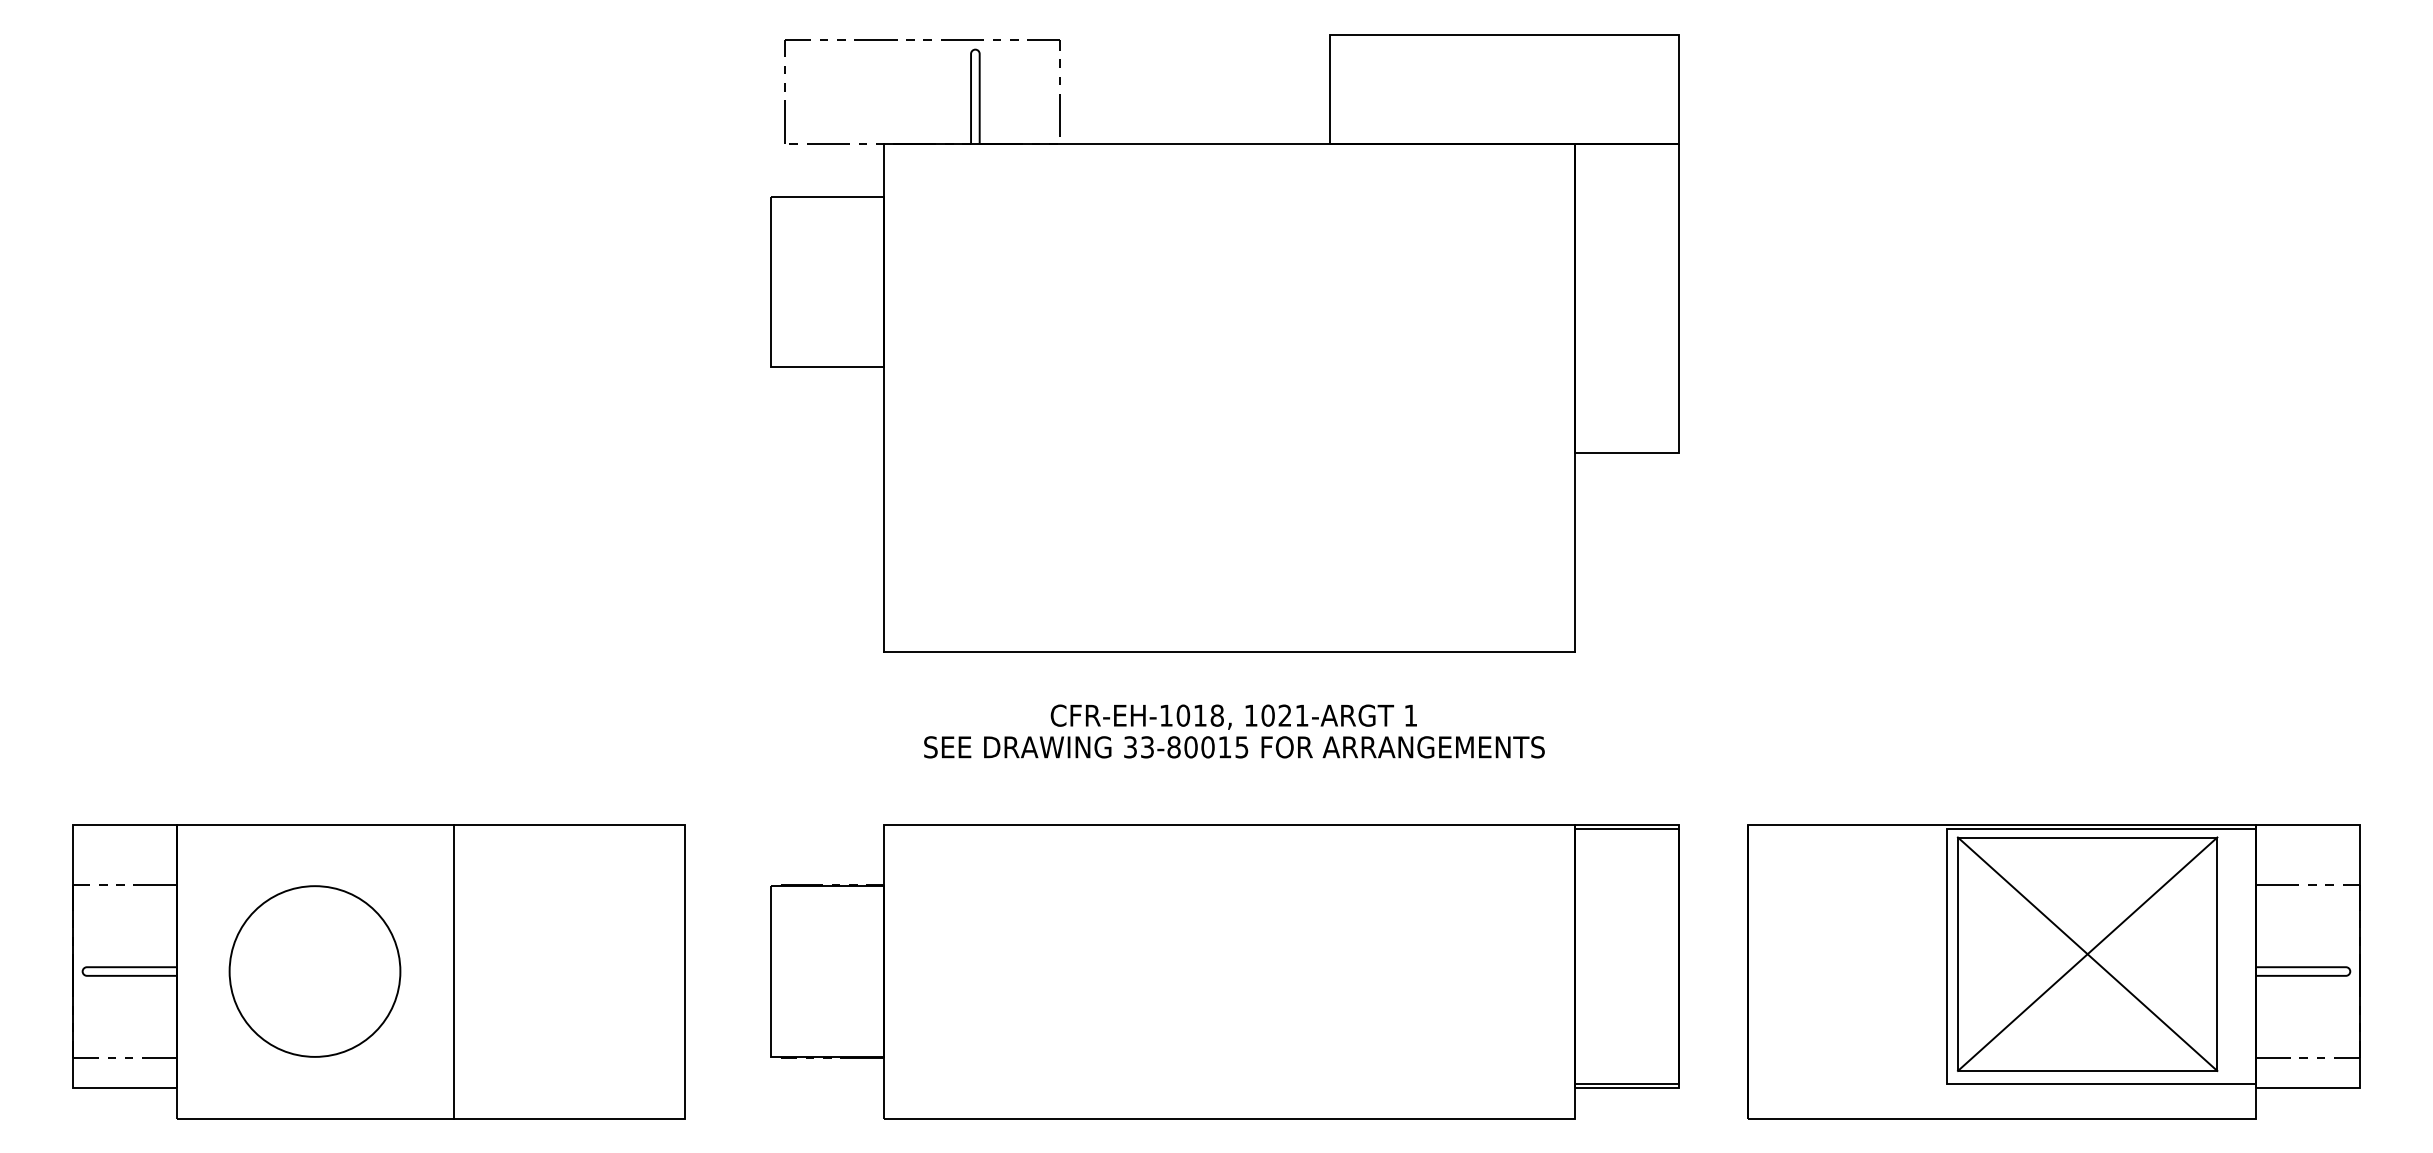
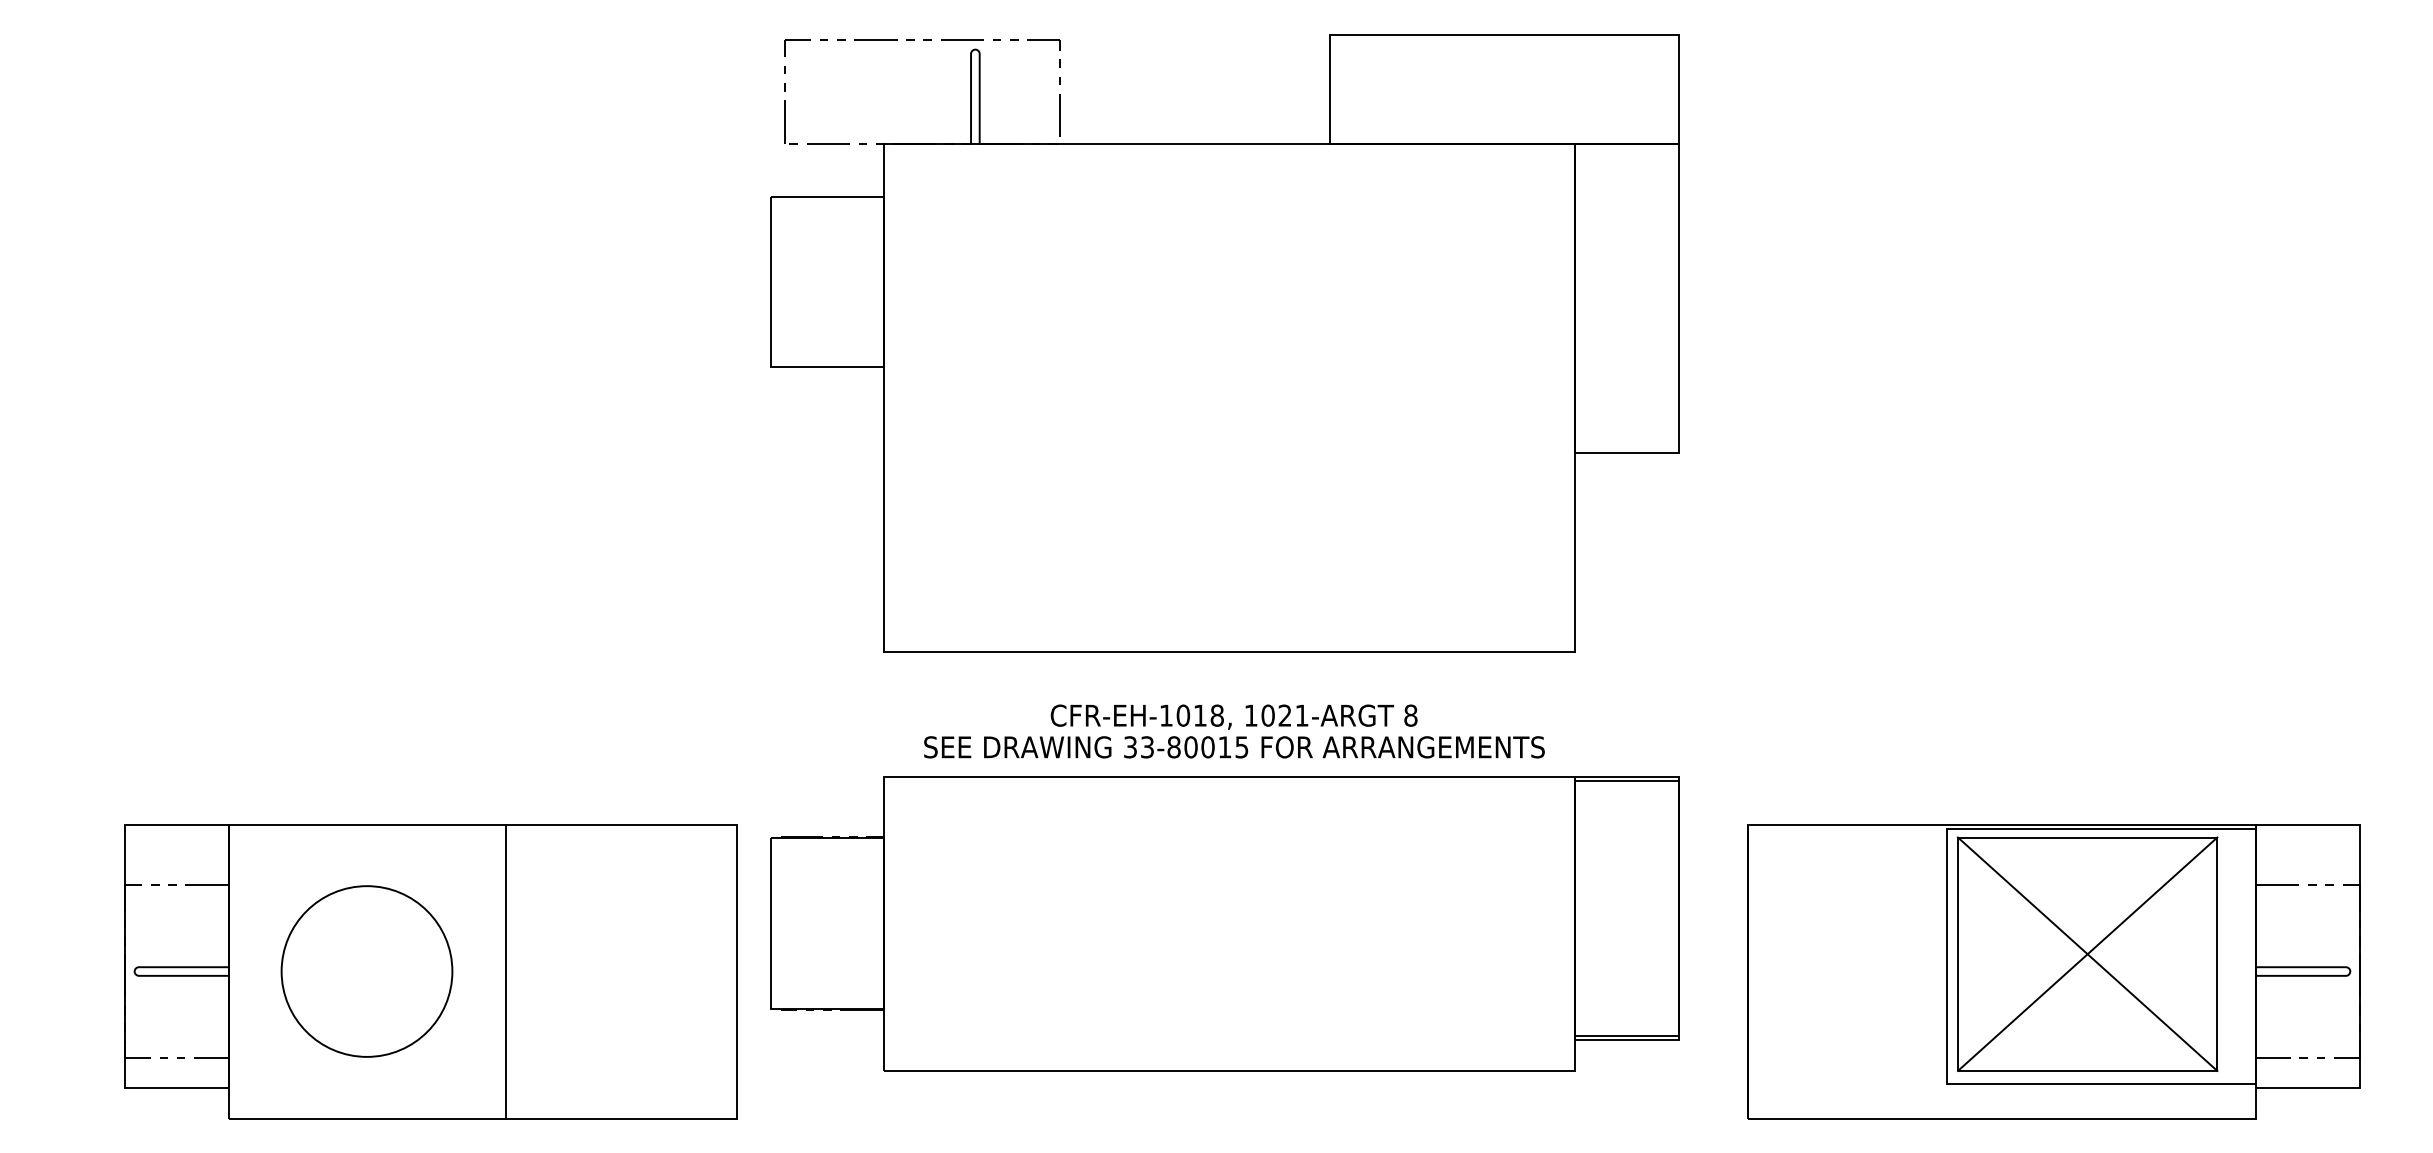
text: 1 -> 8 (1410, 715)
part position: (378, 971) -> (430, 971) (430, 971)
part position: (1224, 971) -> (1224, 923) (1224, 923)
